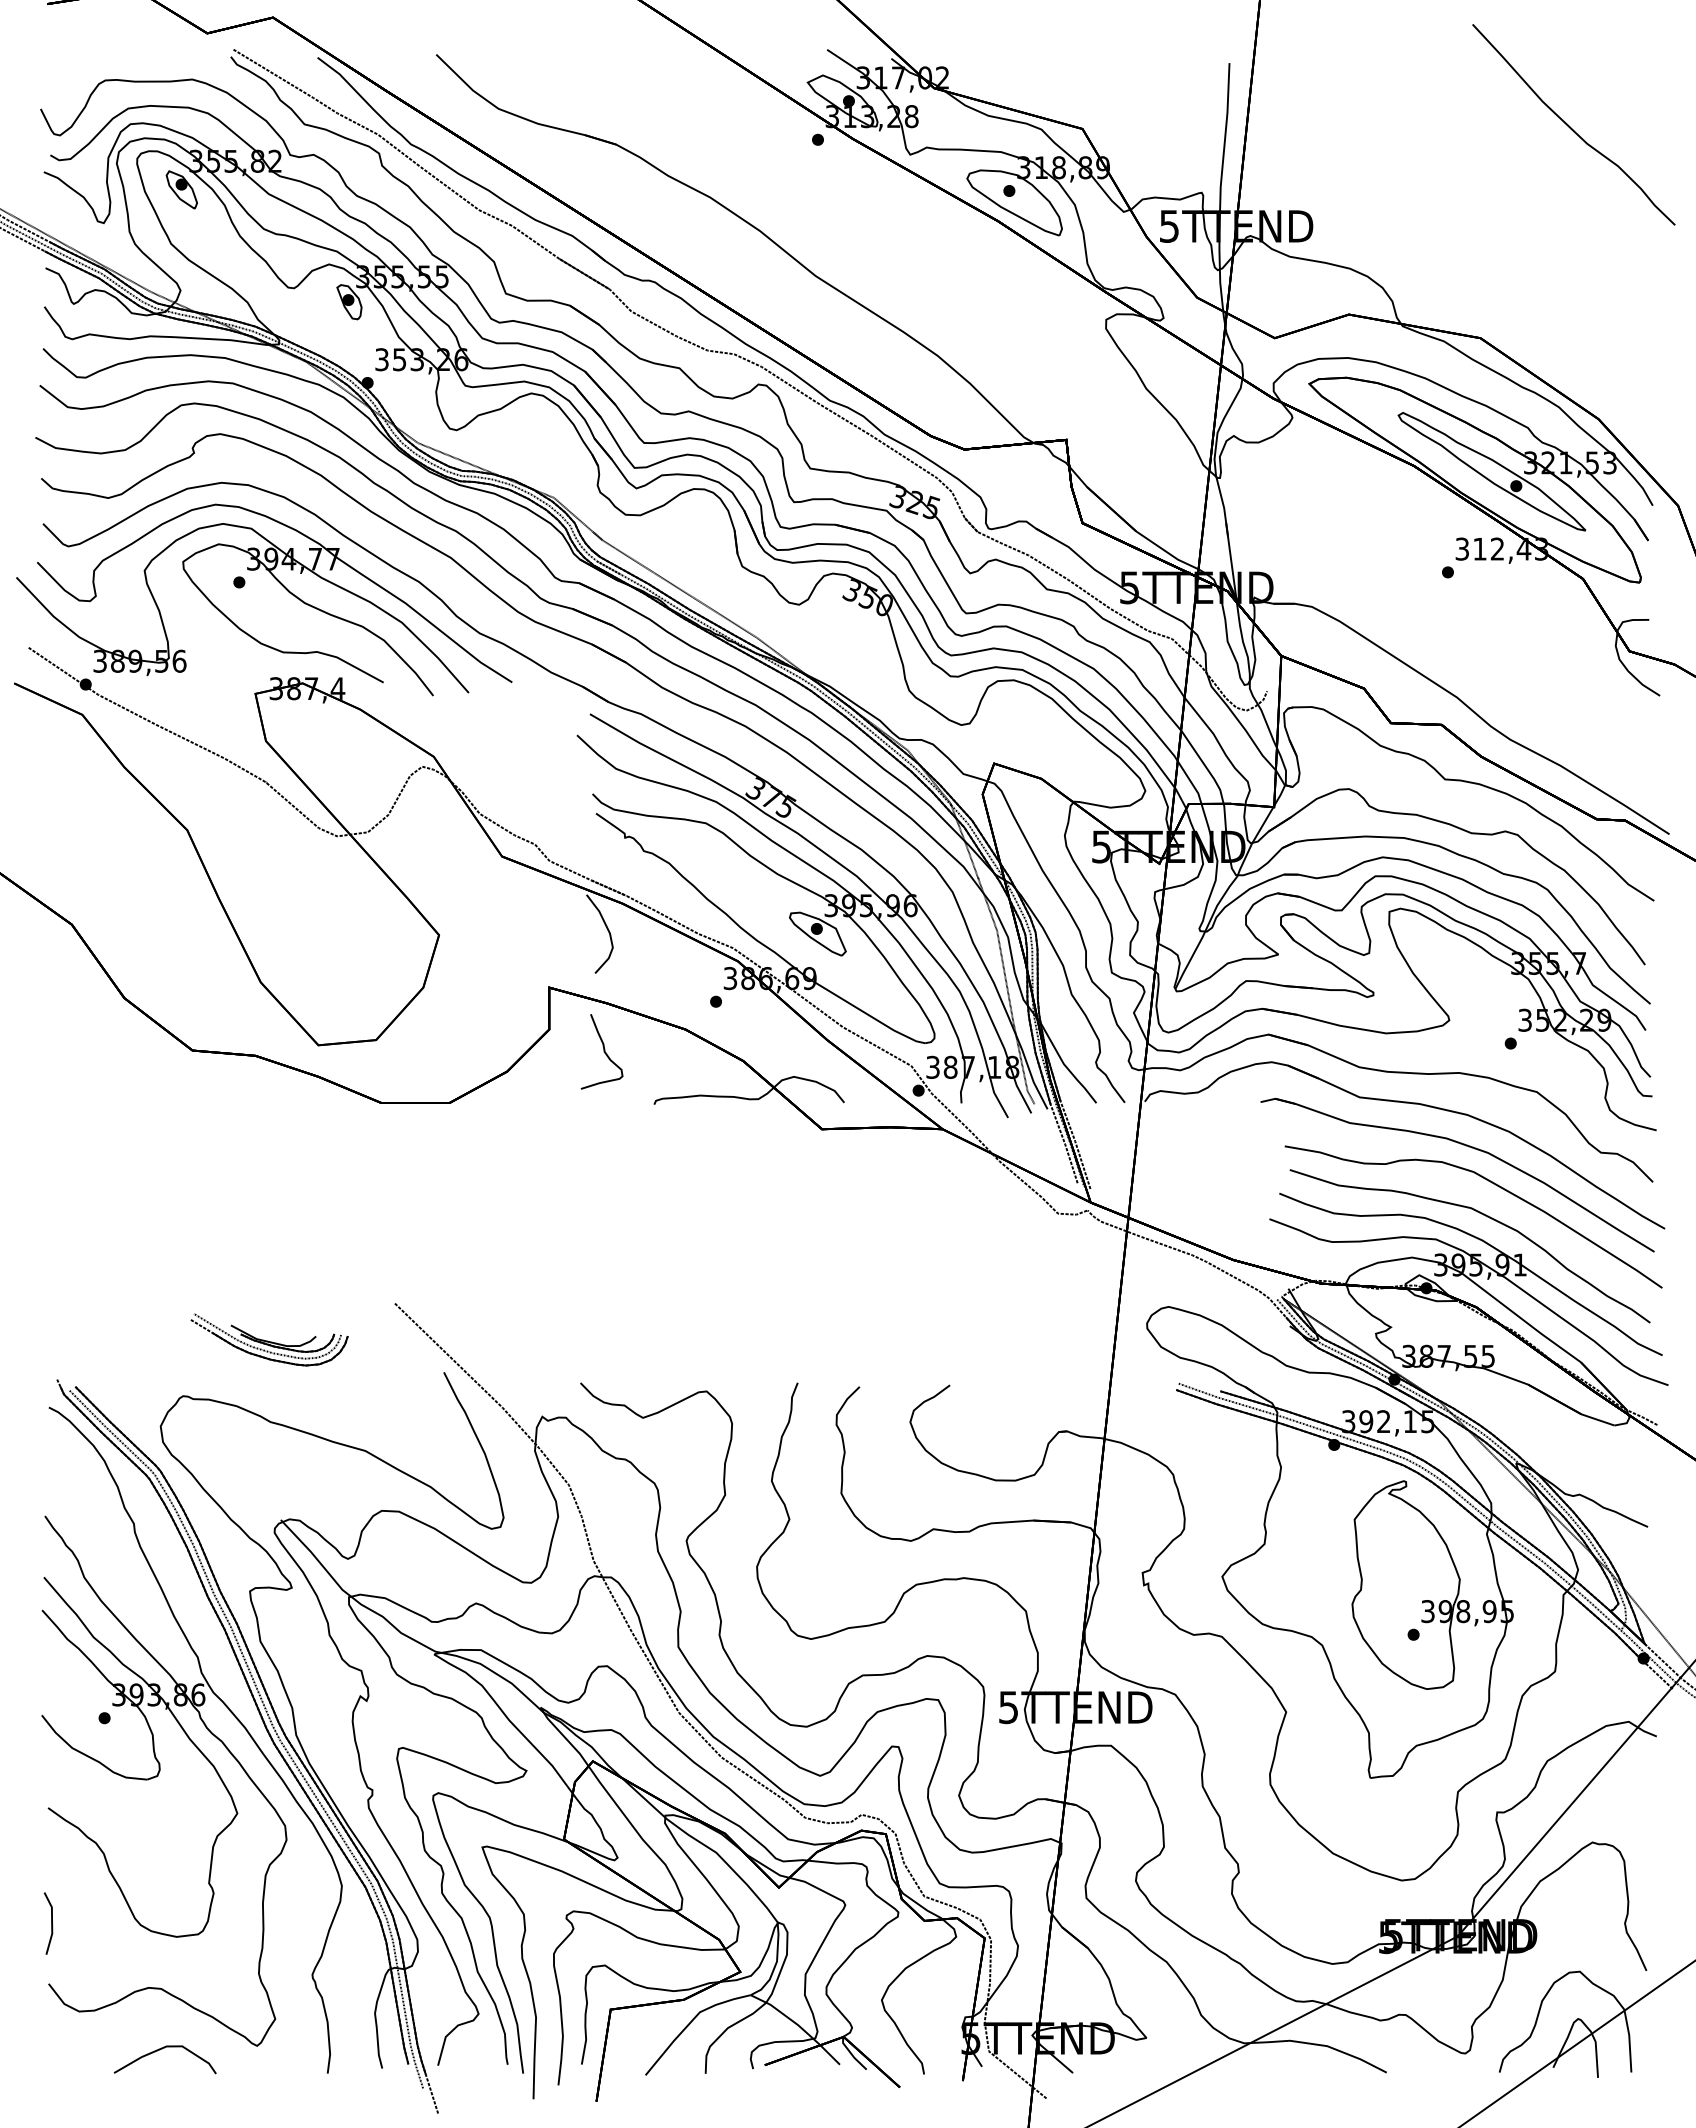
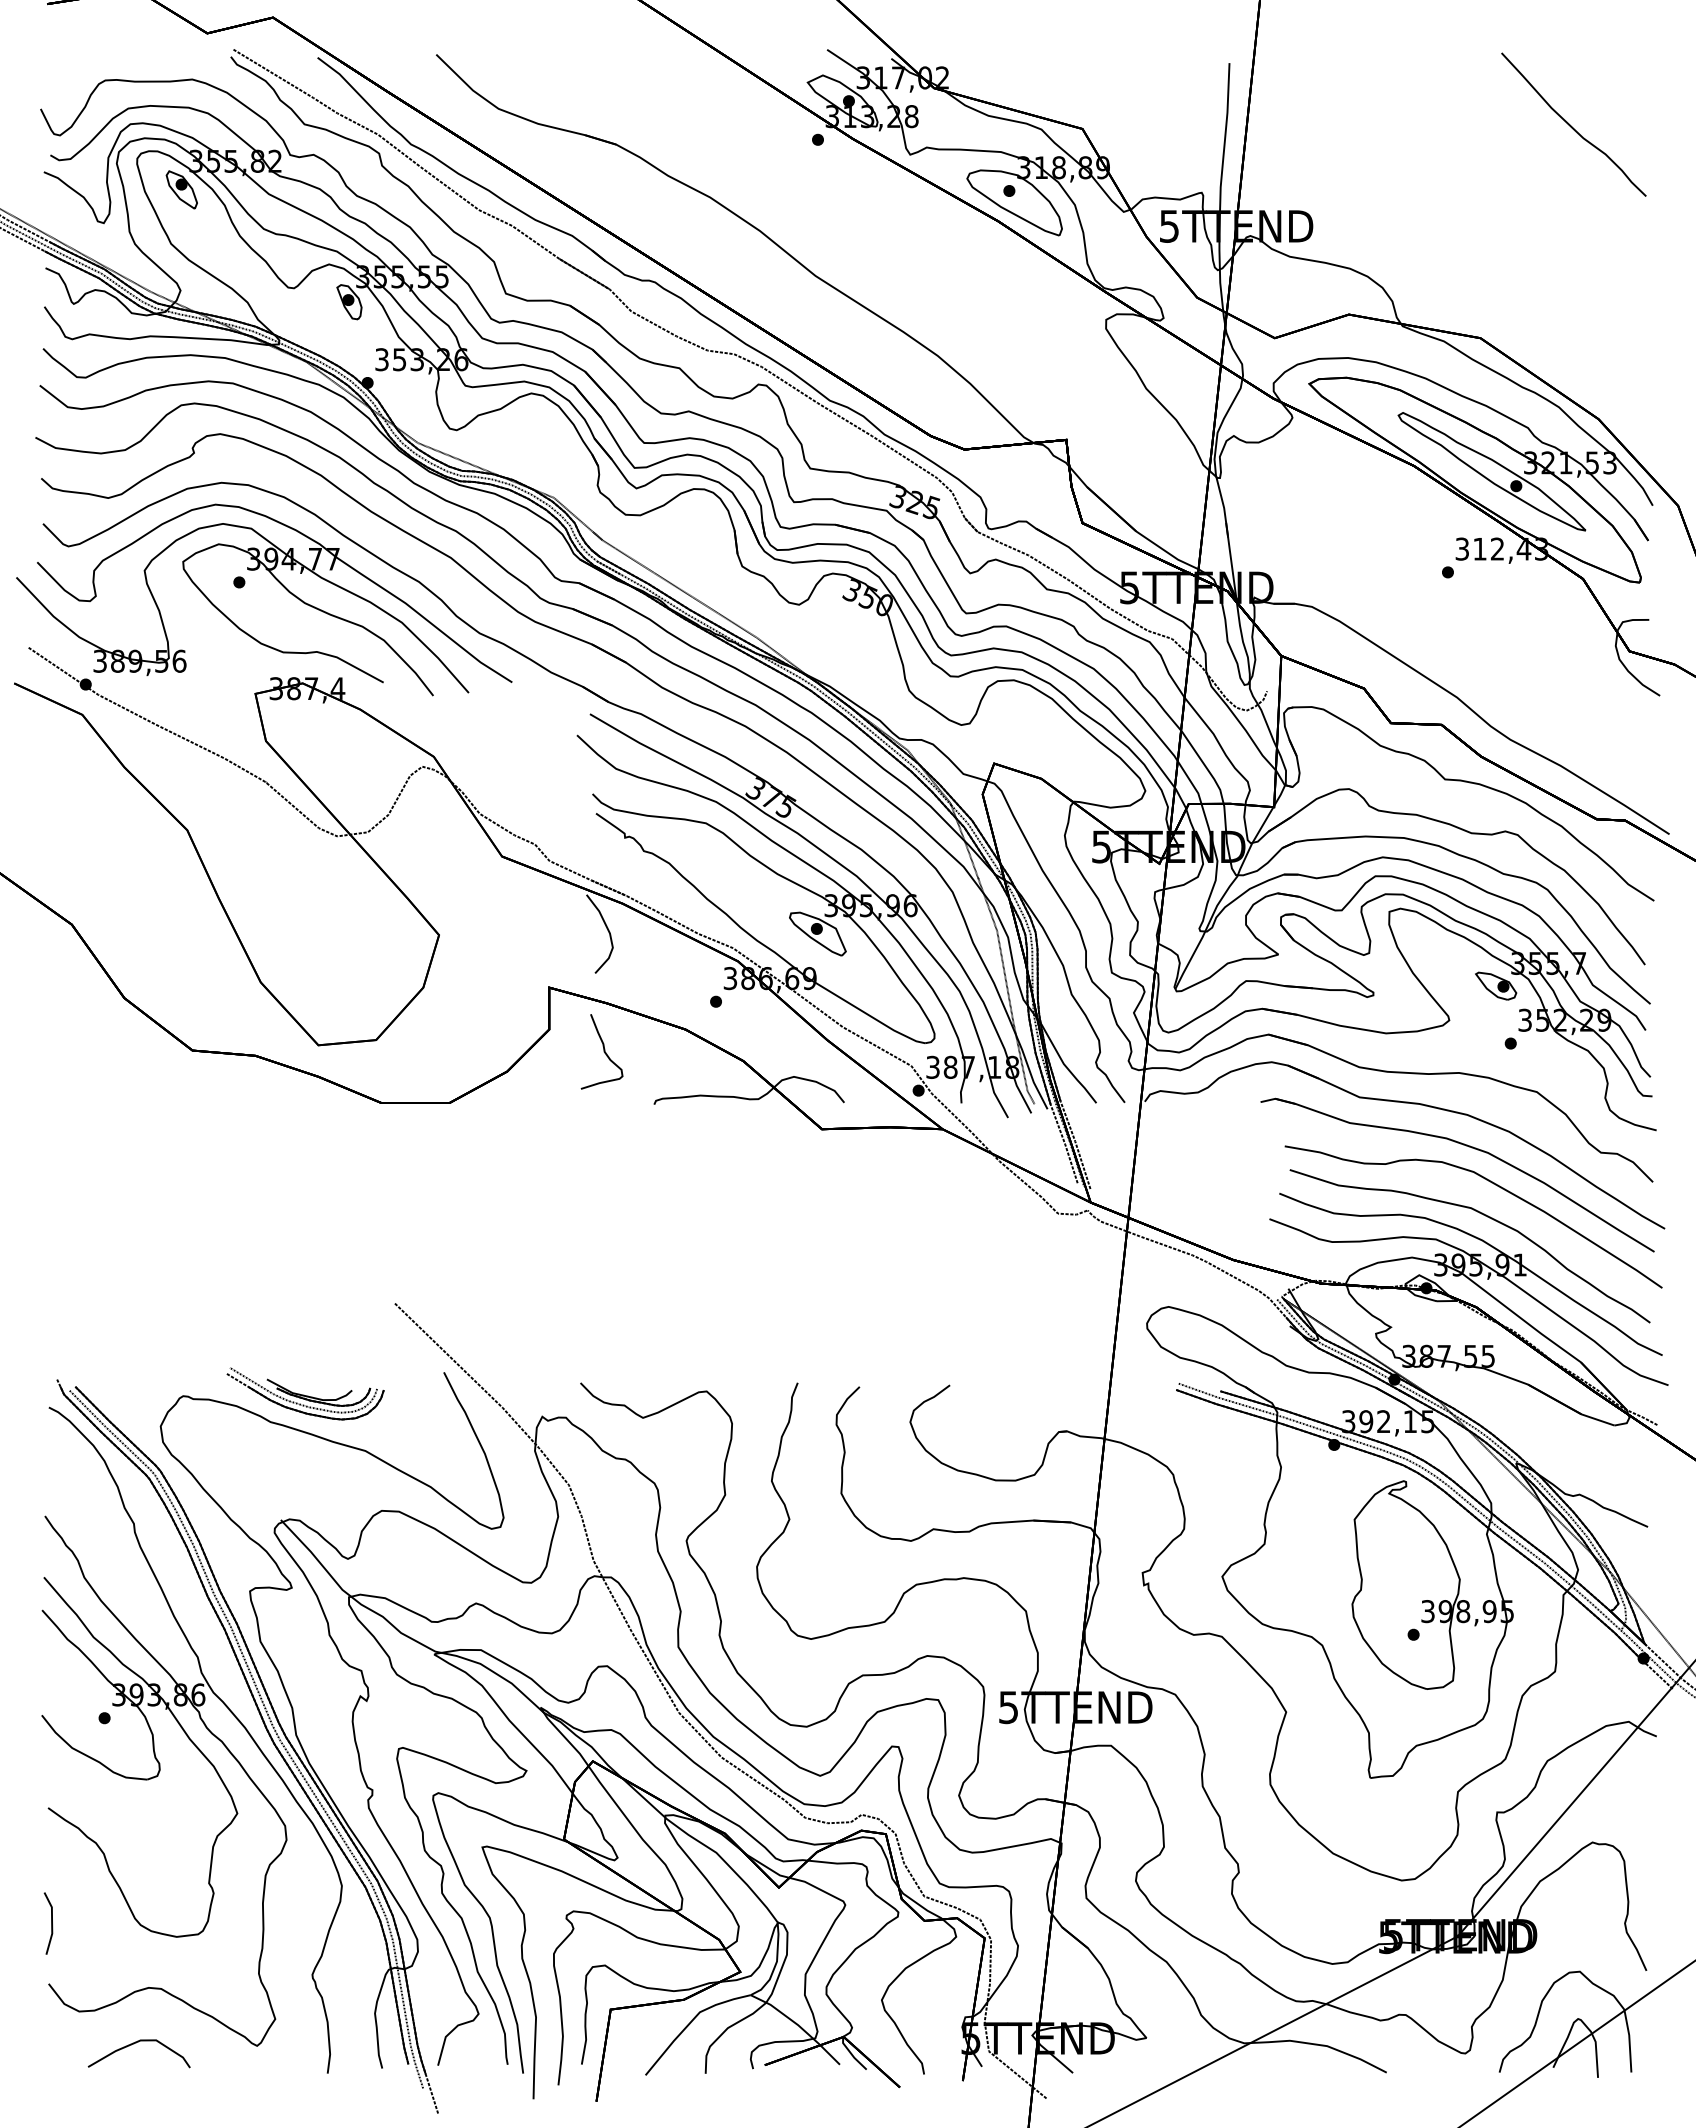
part size: 204x202 px -> 146x145 px (1573, 124)
part: none -> present (1496, 985)
part position: (269, 1339) -> (305, 1393) (305, 1393)
curve position: (160, 2050) -> (134, 2044) (134, 2044)
